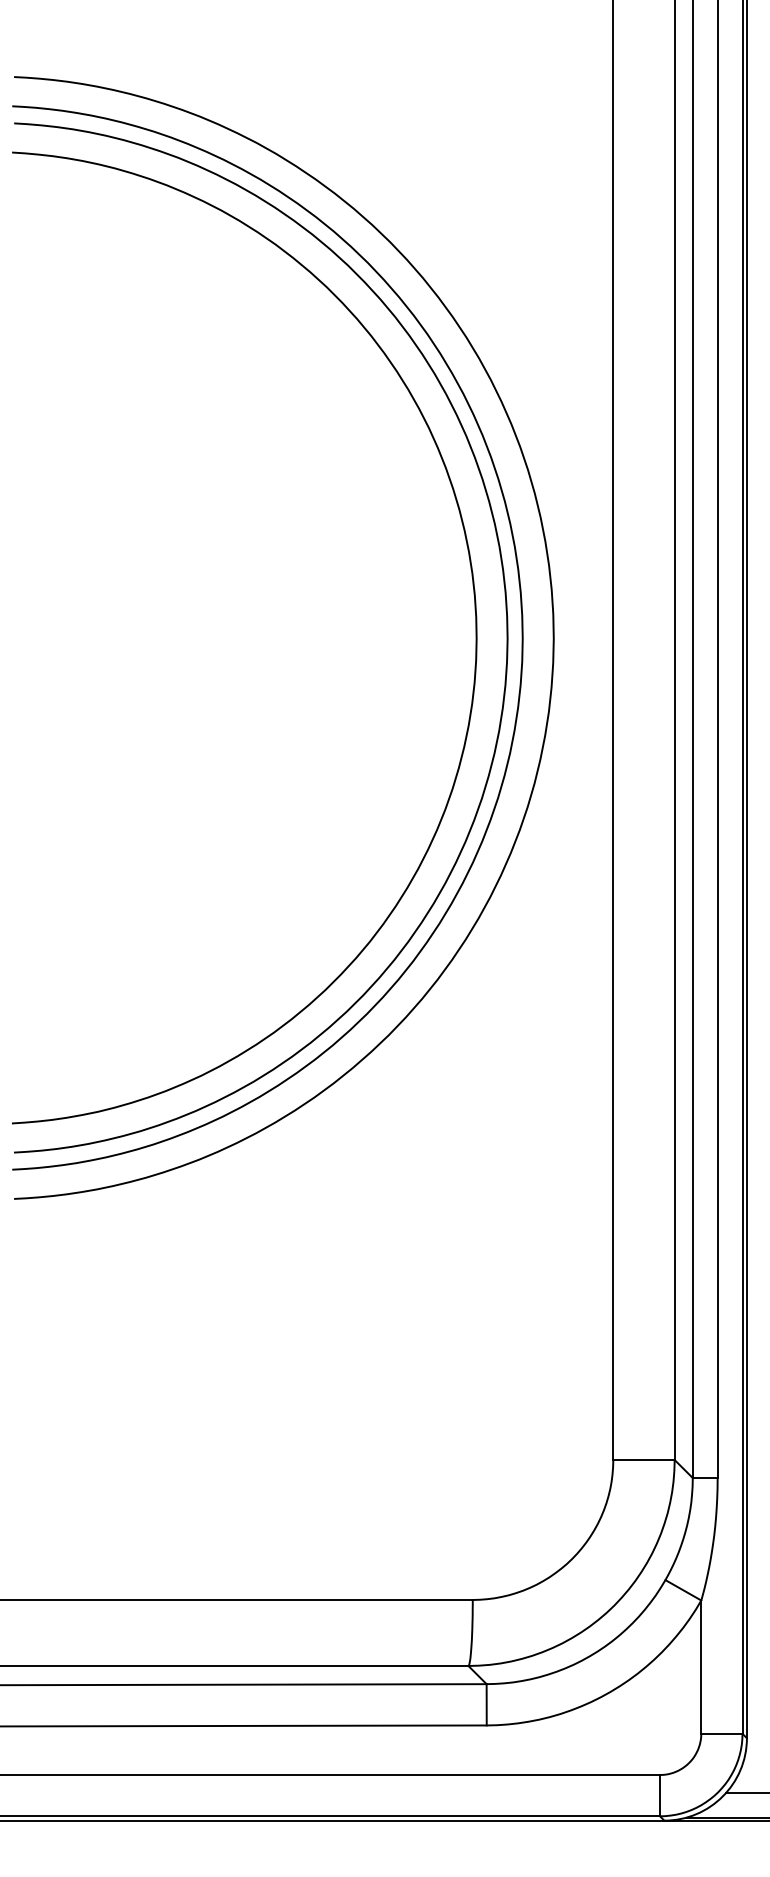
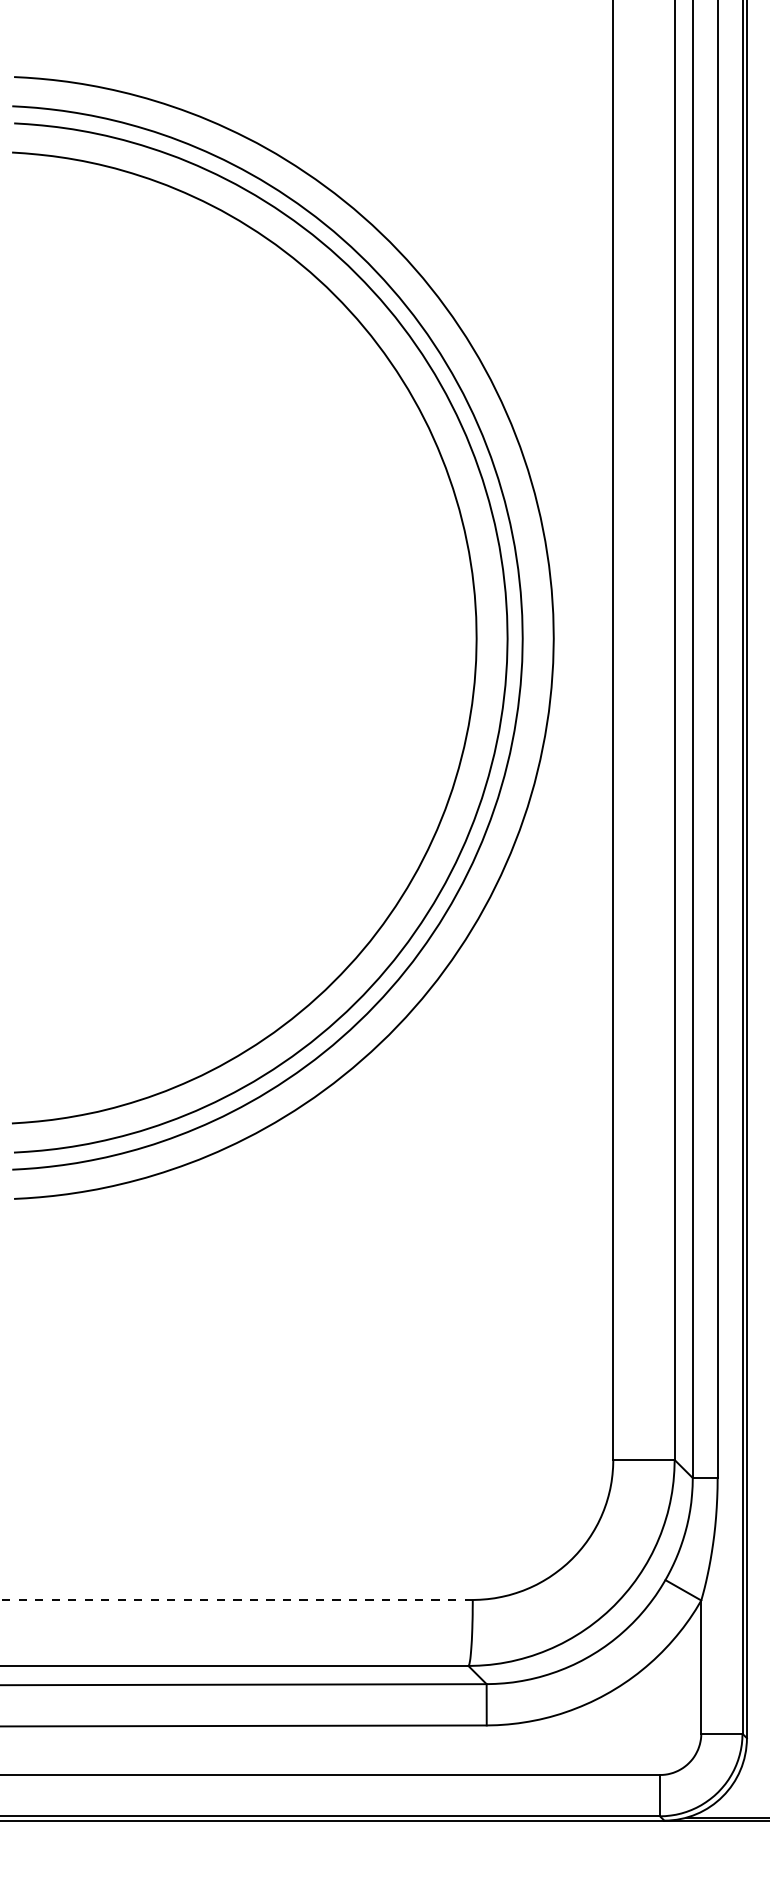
line: solid -> dashed (236, 1600)
line: present -> none (745, 1793)
